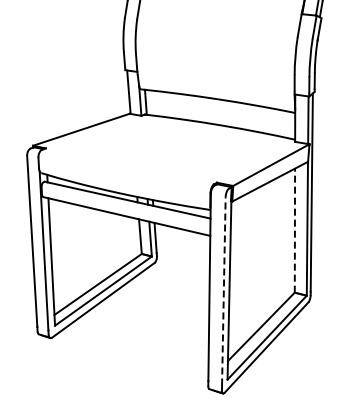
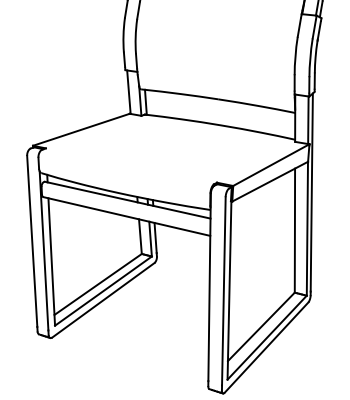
line: dashed -> solid (294, 230)
line: dashed -> solid (223, 290)
